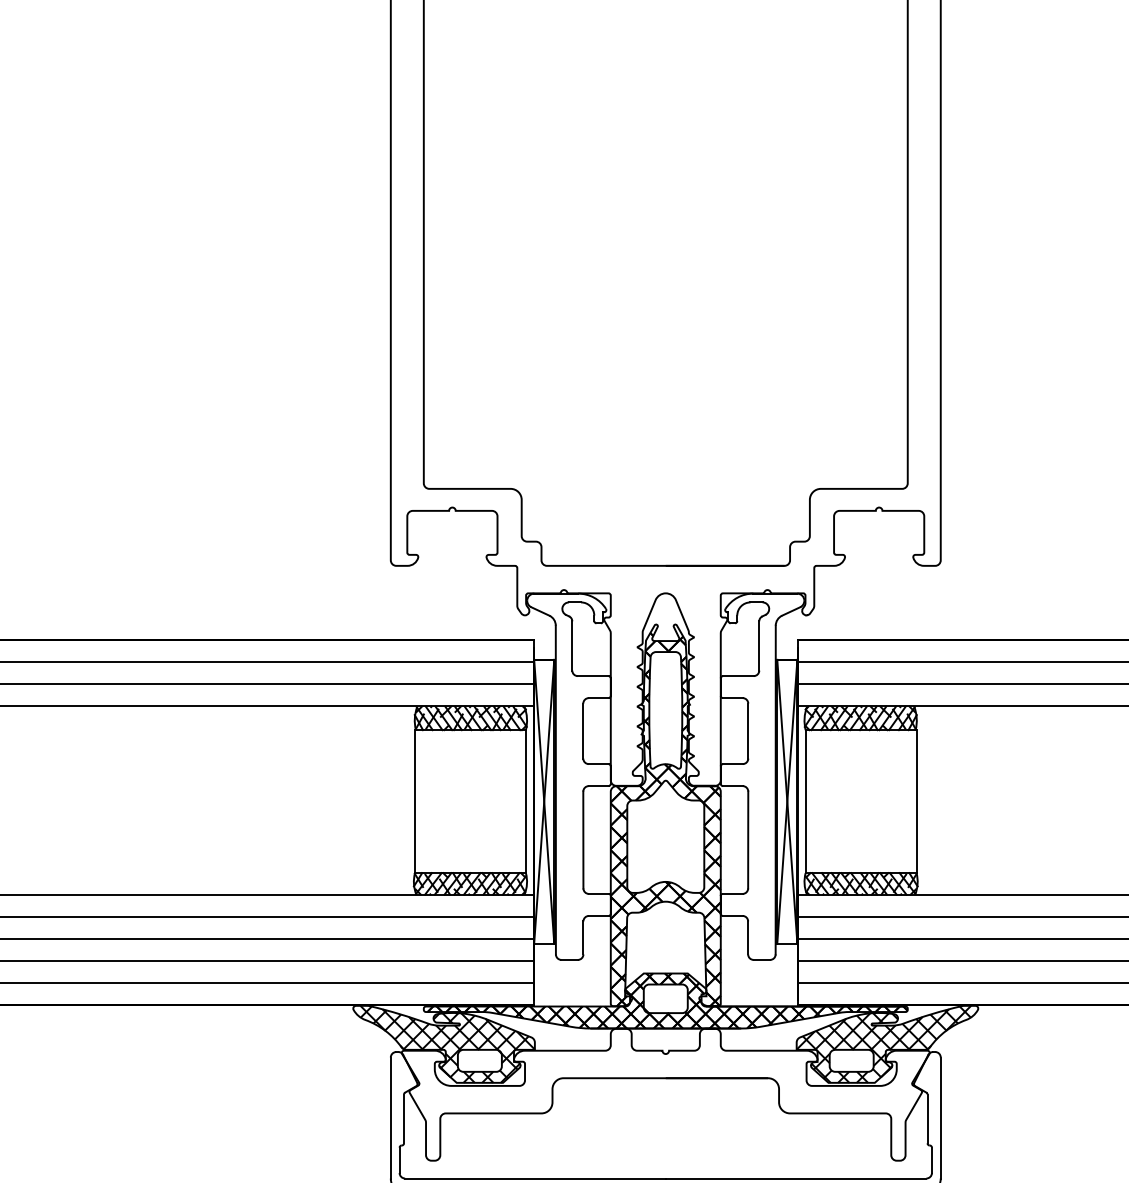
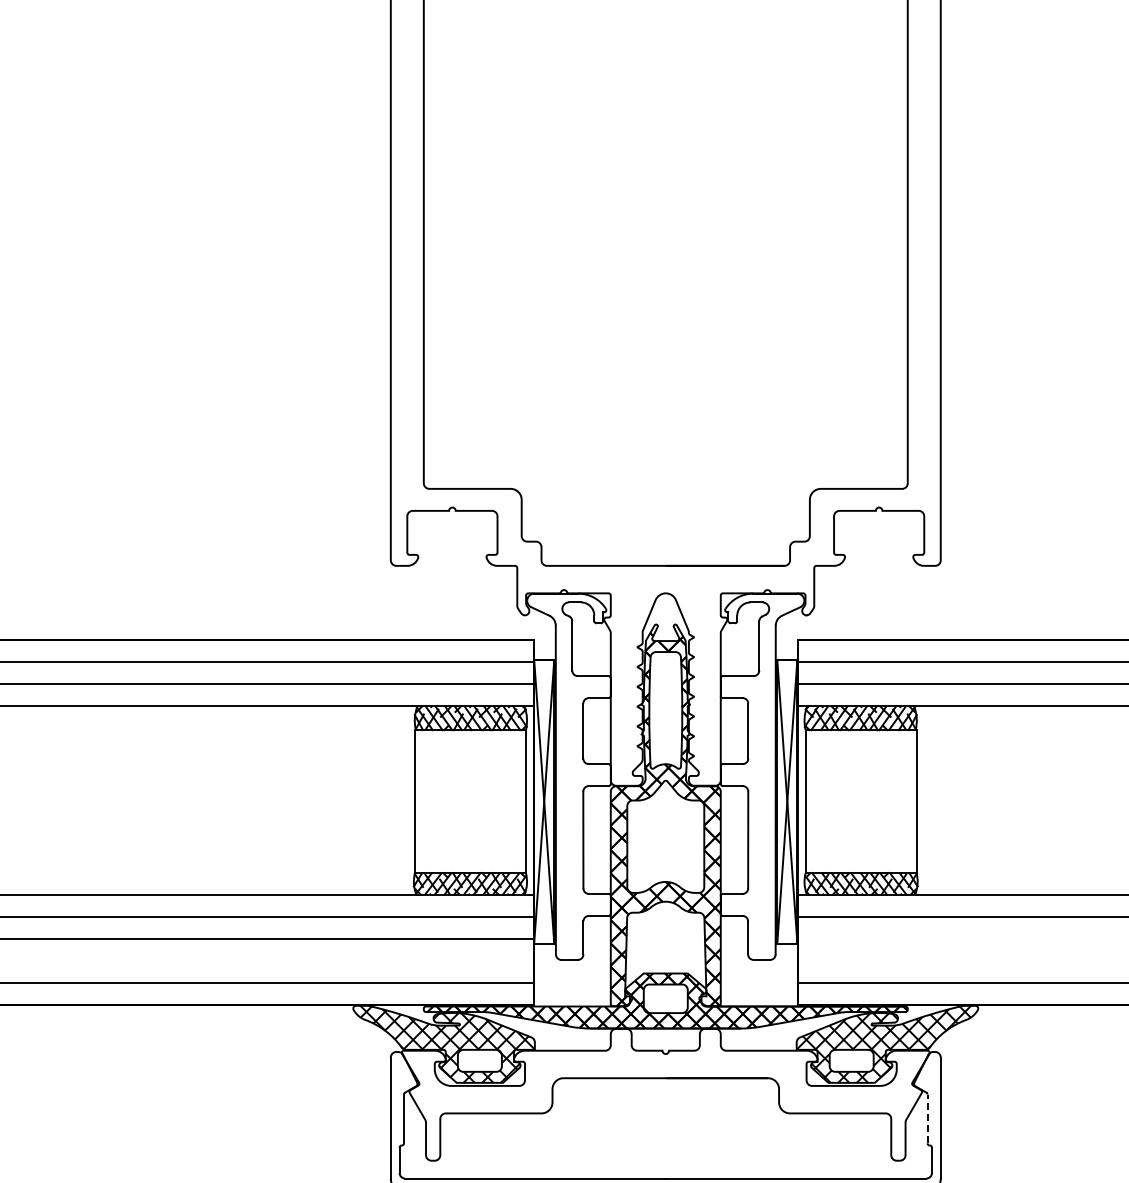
line: present -> none (961, 939)
line: present -> none (267, 961)
line: present -> none (961, 961)
line: solid -> dashed (927, 1118)
